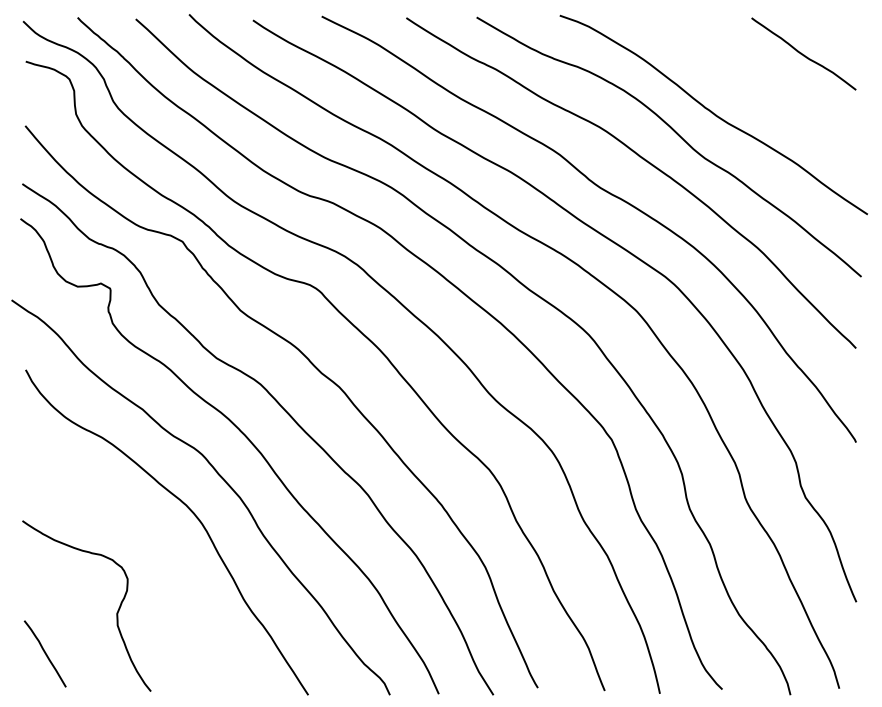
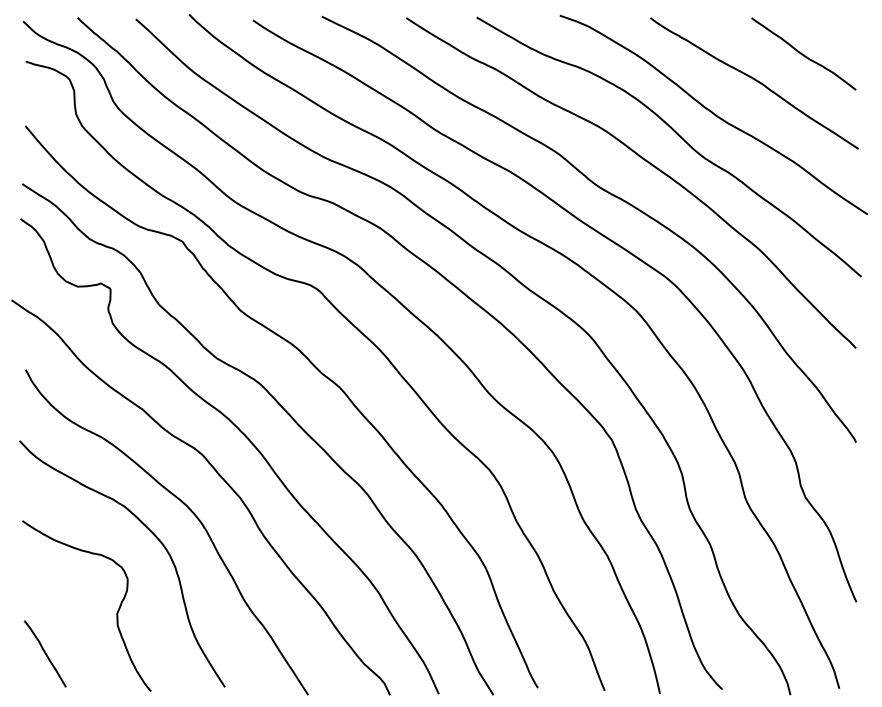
curve: none -> present (756, 81)
curve: none -> present (151, 533)
